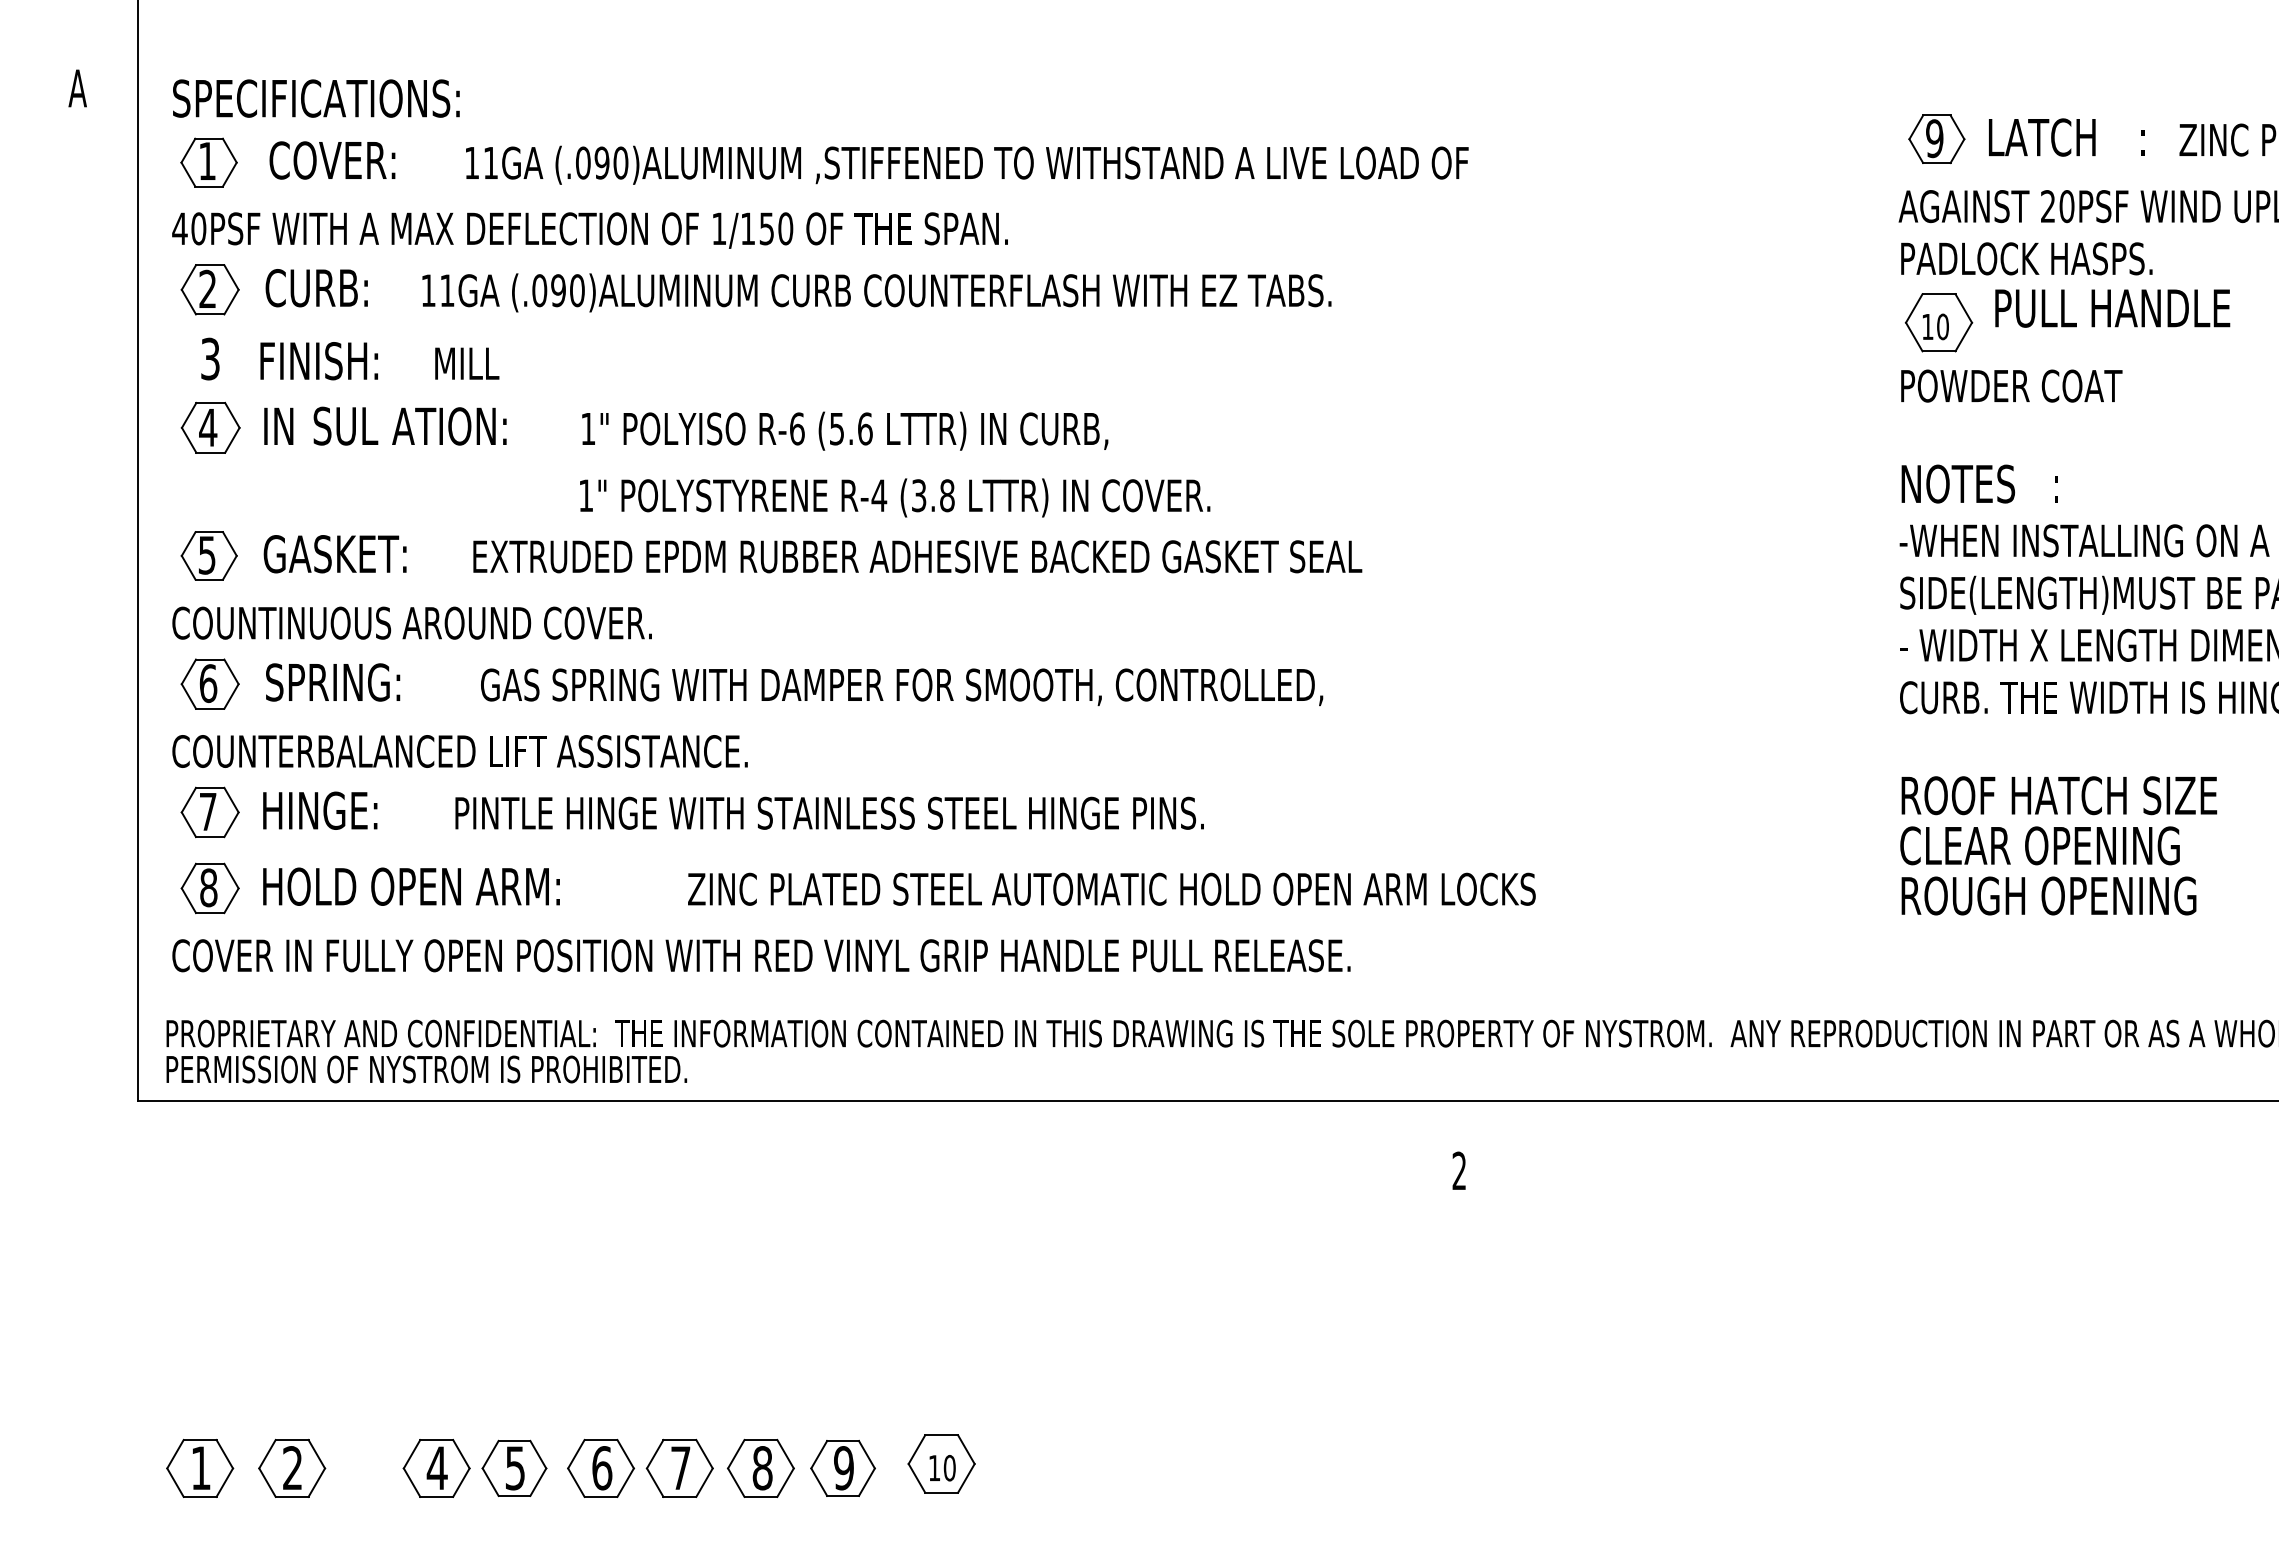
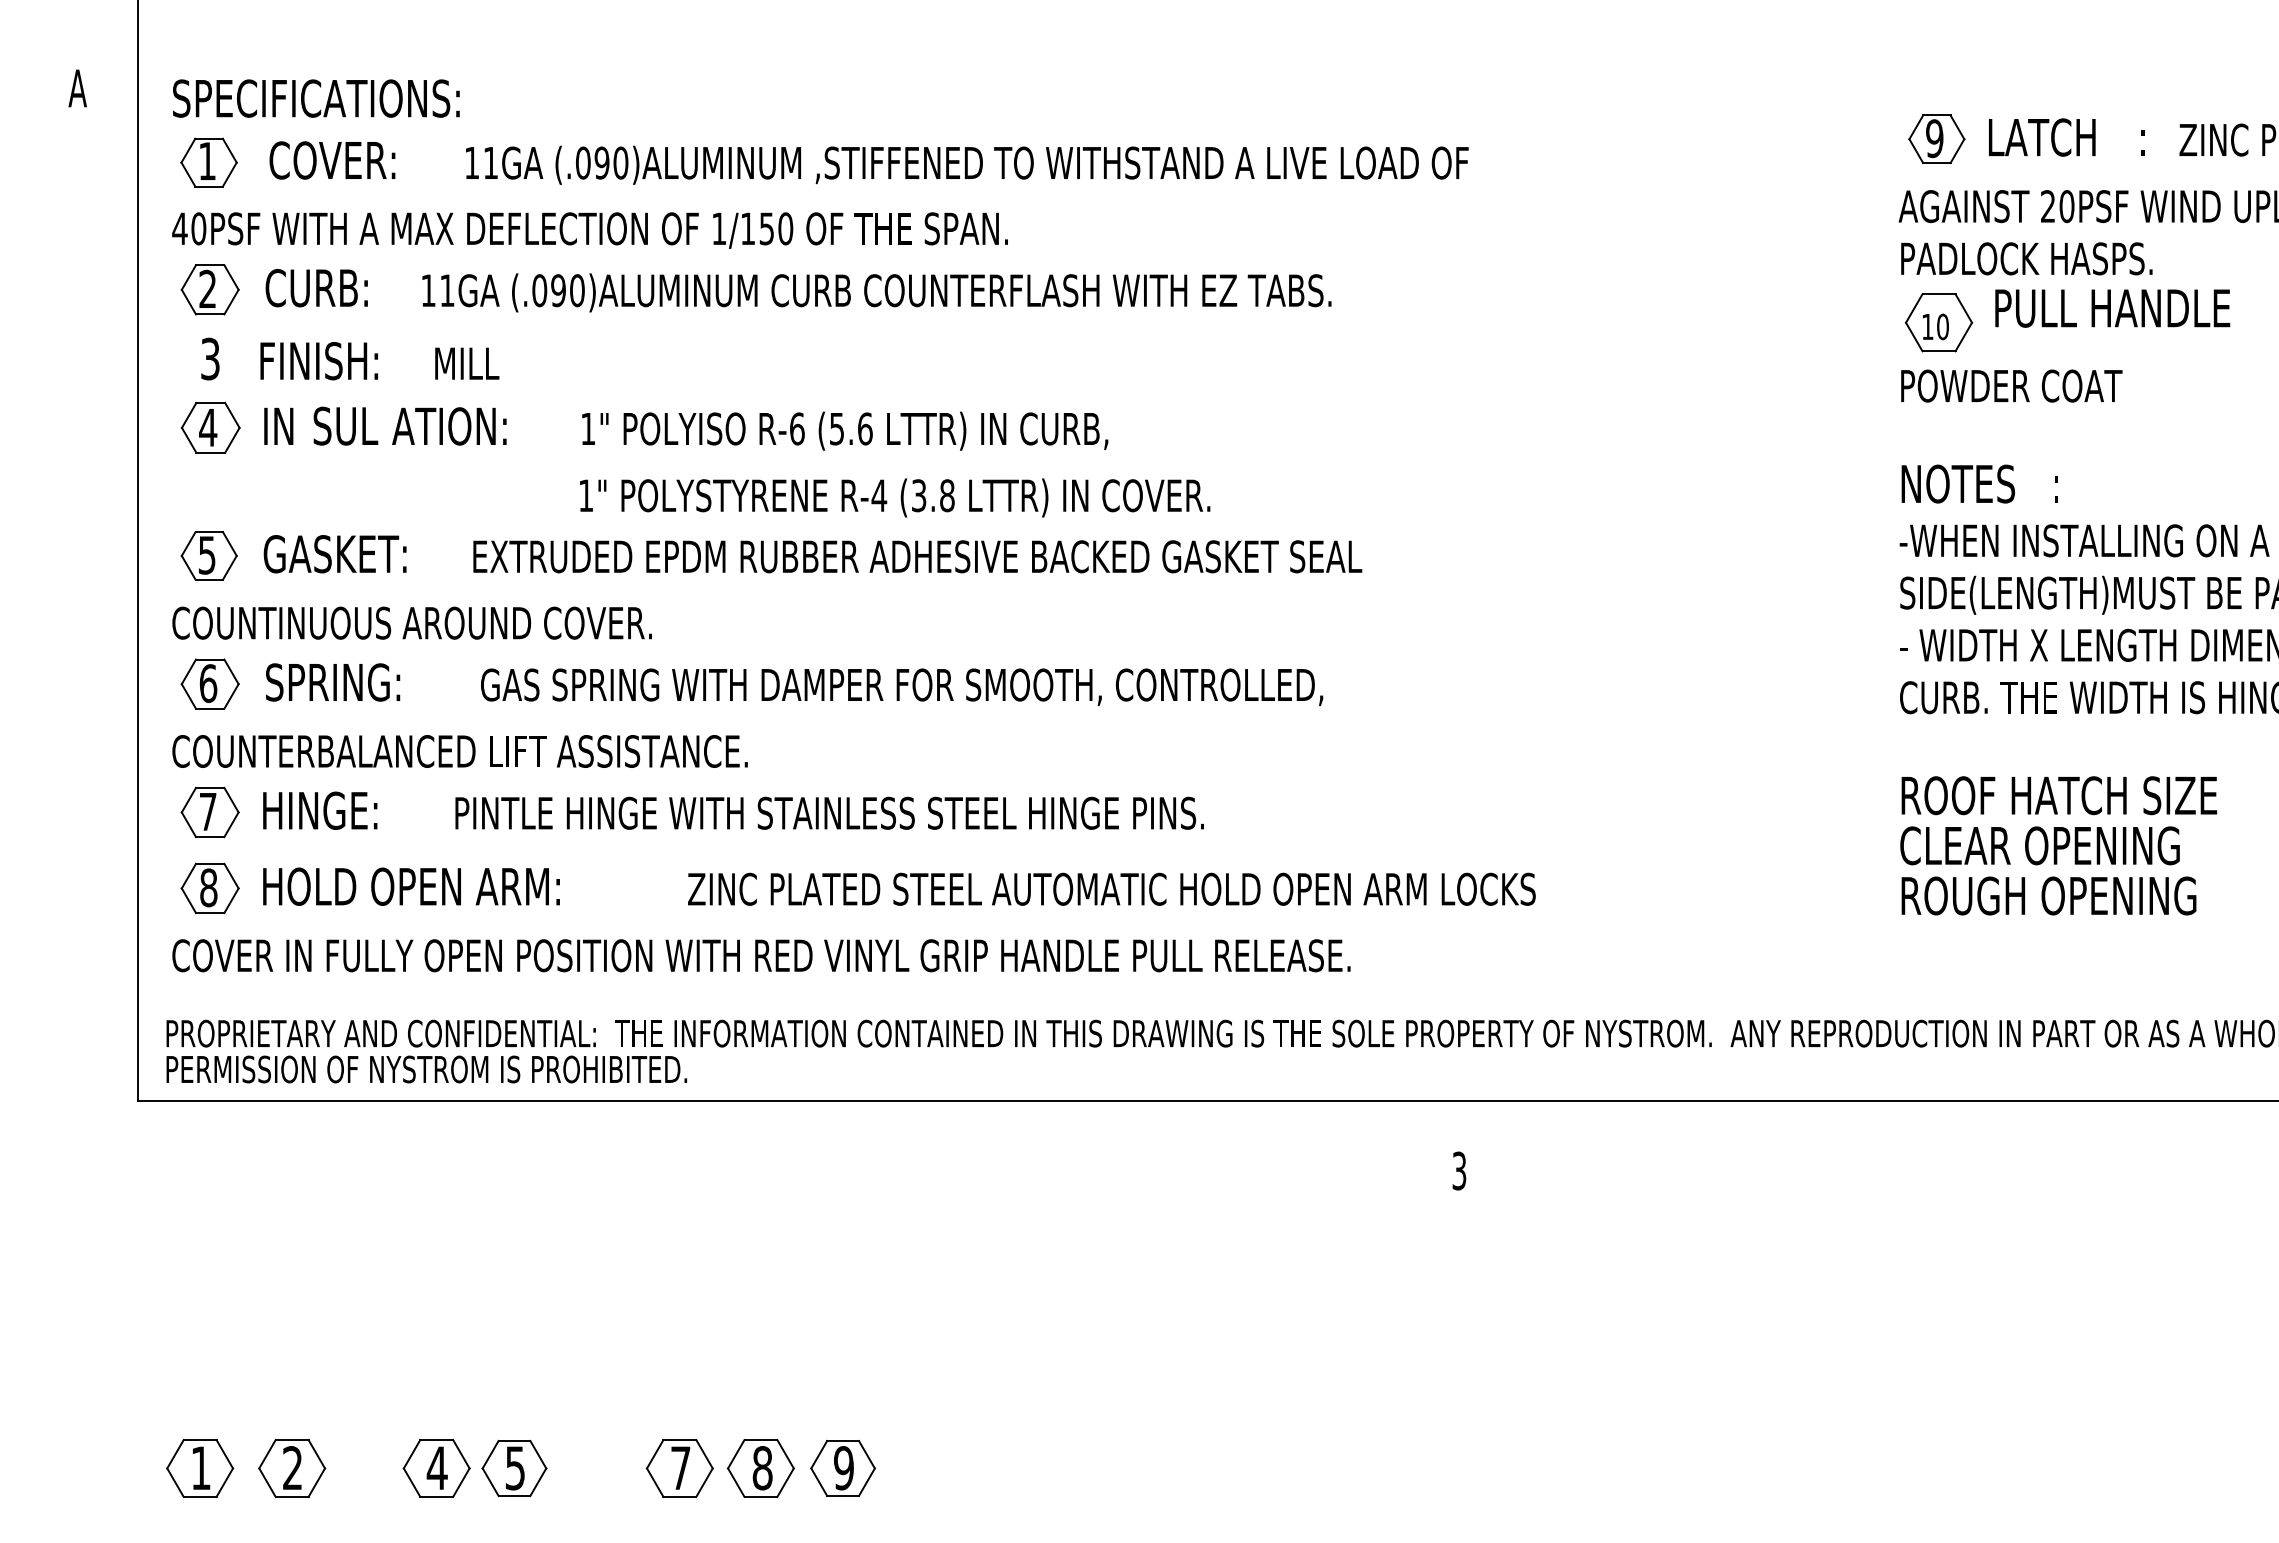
text: 2 -> 3 (1459, 1170)
part: present -> none (941, 1463)
part: present -> none (600, 1468)
